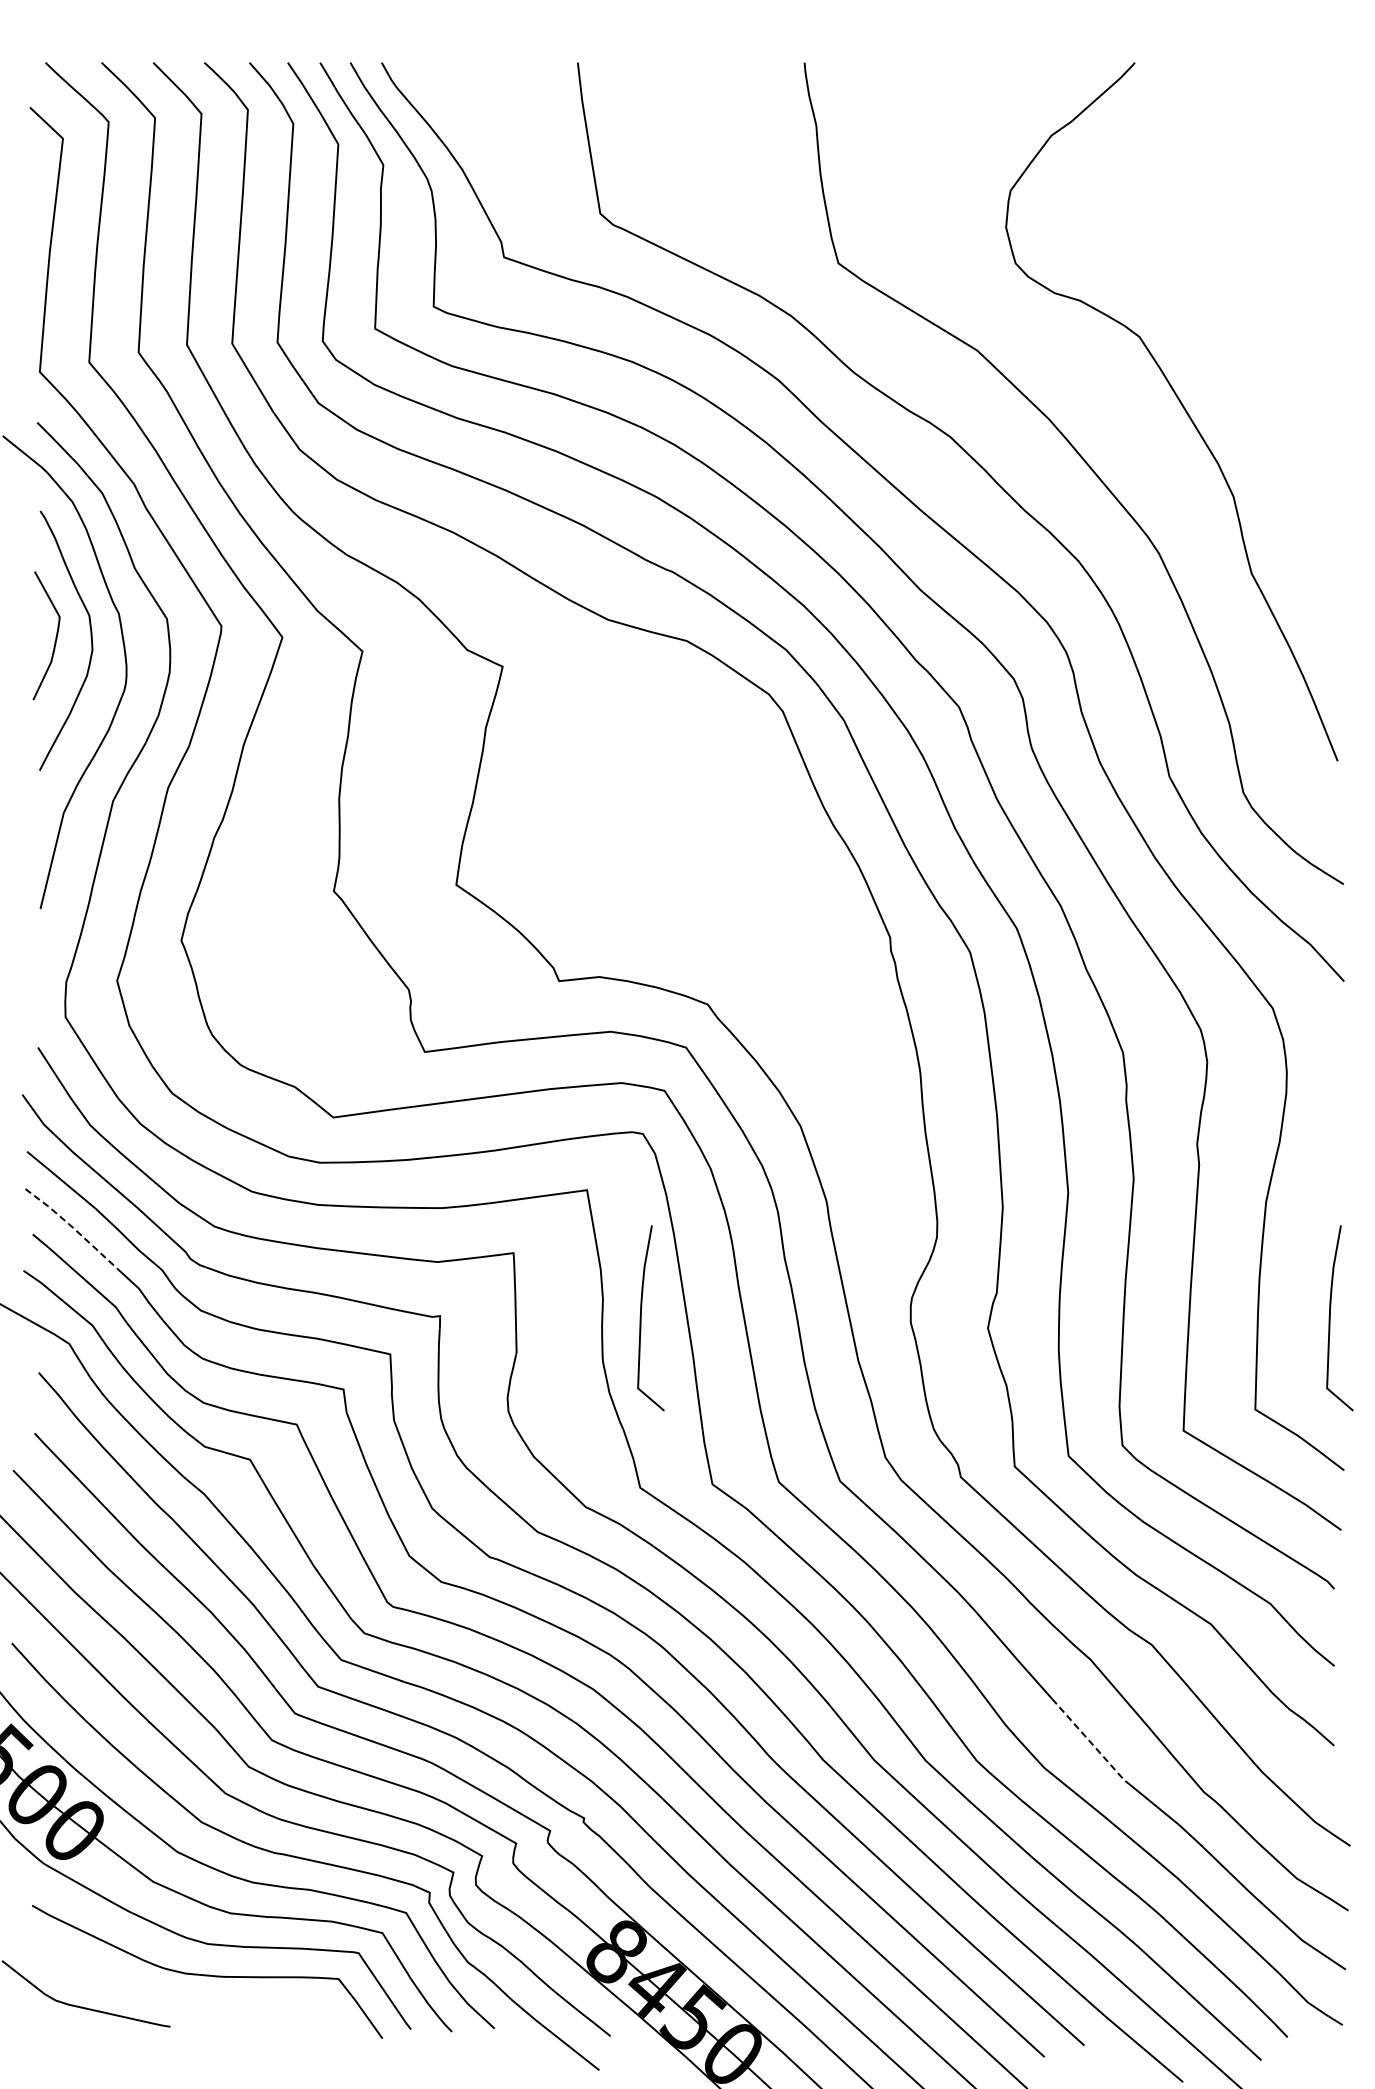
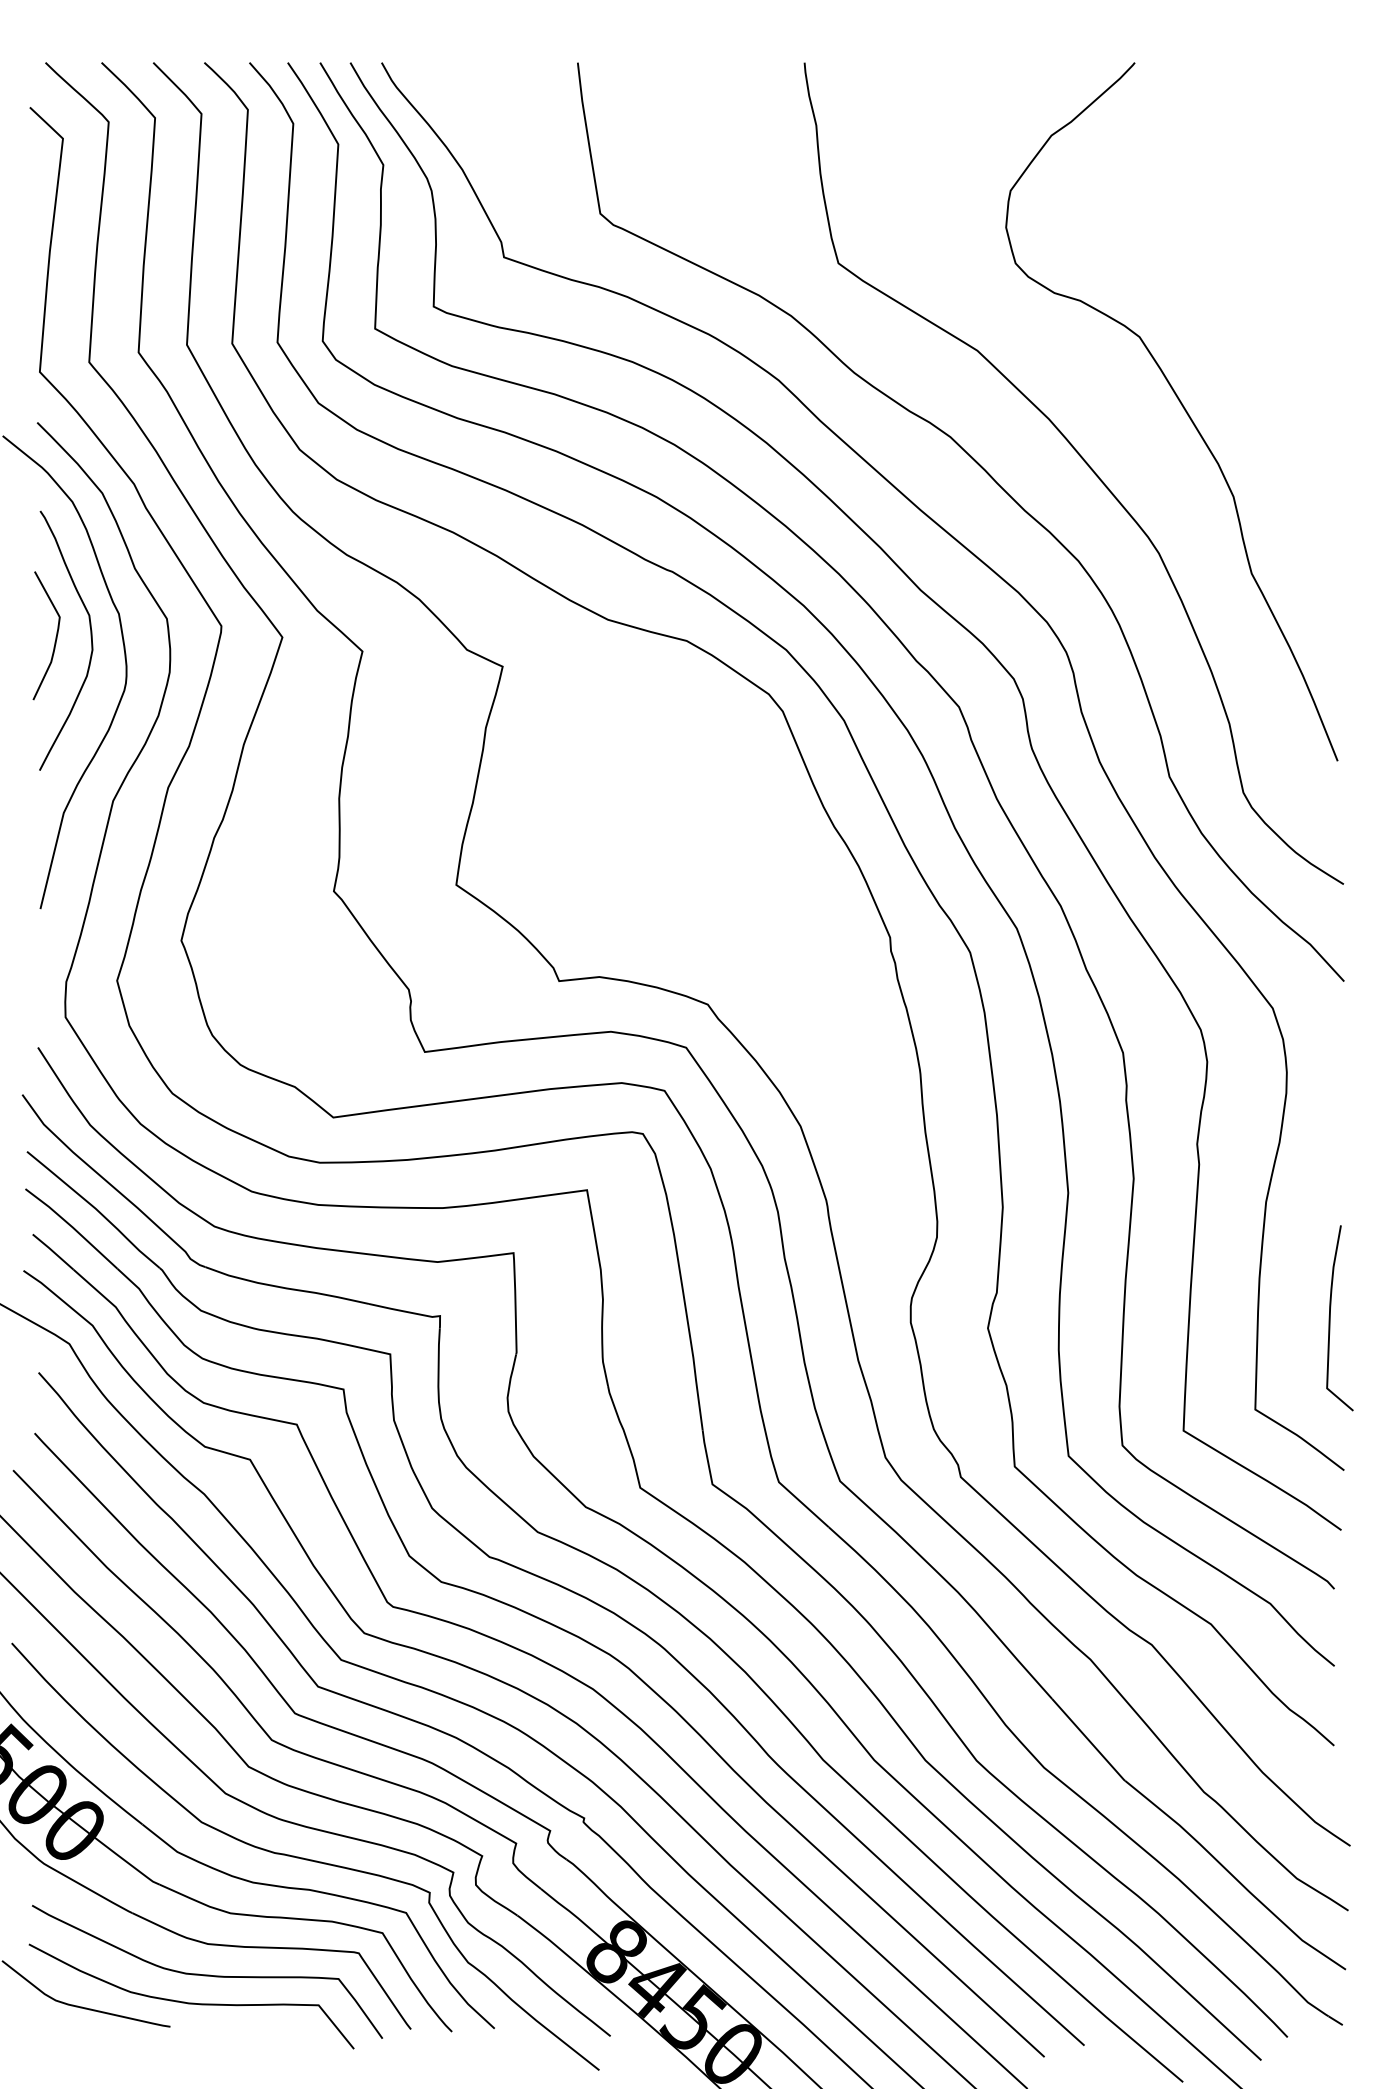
line: dashed -> solid (72, 1227)
curve: present -> none (641, 1318)
line: dashed -> solid (1089, 1740)
curve: none -> present (191, 2002)
